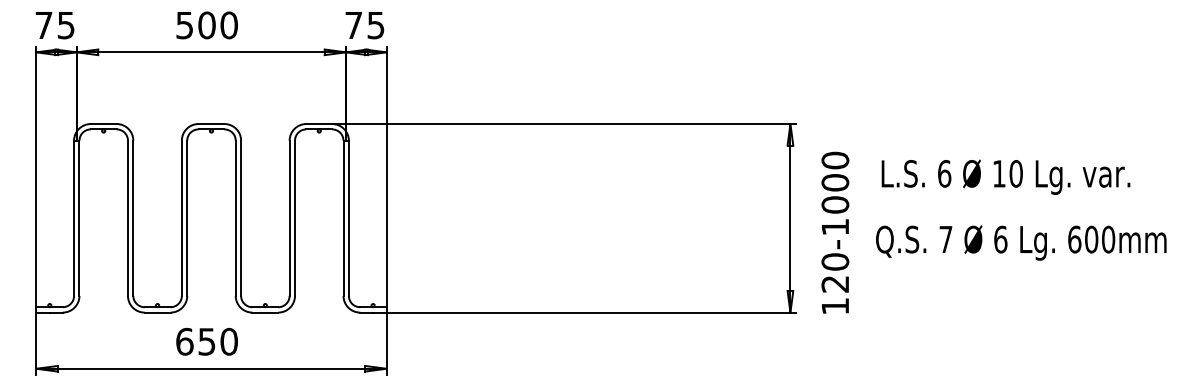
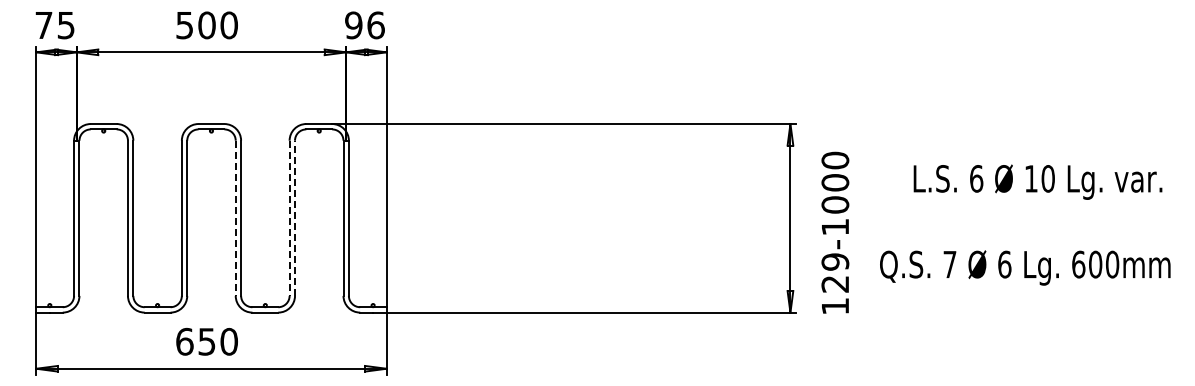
text: 75 -> 96 (364, 25)
text position: (1005, 176) -> (1037, 181) (1037, 181)
line: solid -> dashed (235, 218)
line: solid -> dashed (289, 218)
line: solid -> dashed (295, 218)
text position: (1021, 242) -> (1025, 267) (1025, 267)
text: 120-1000 -> 129-1000 (835, 261)
